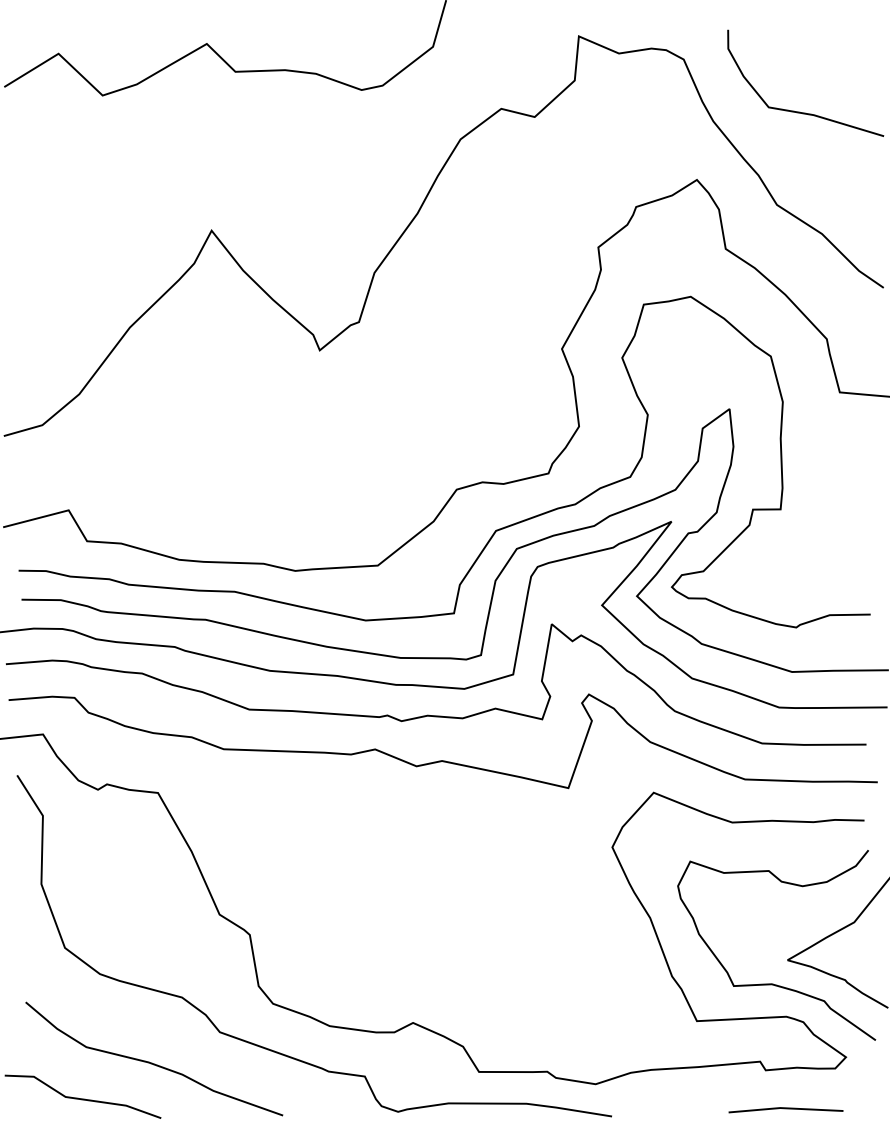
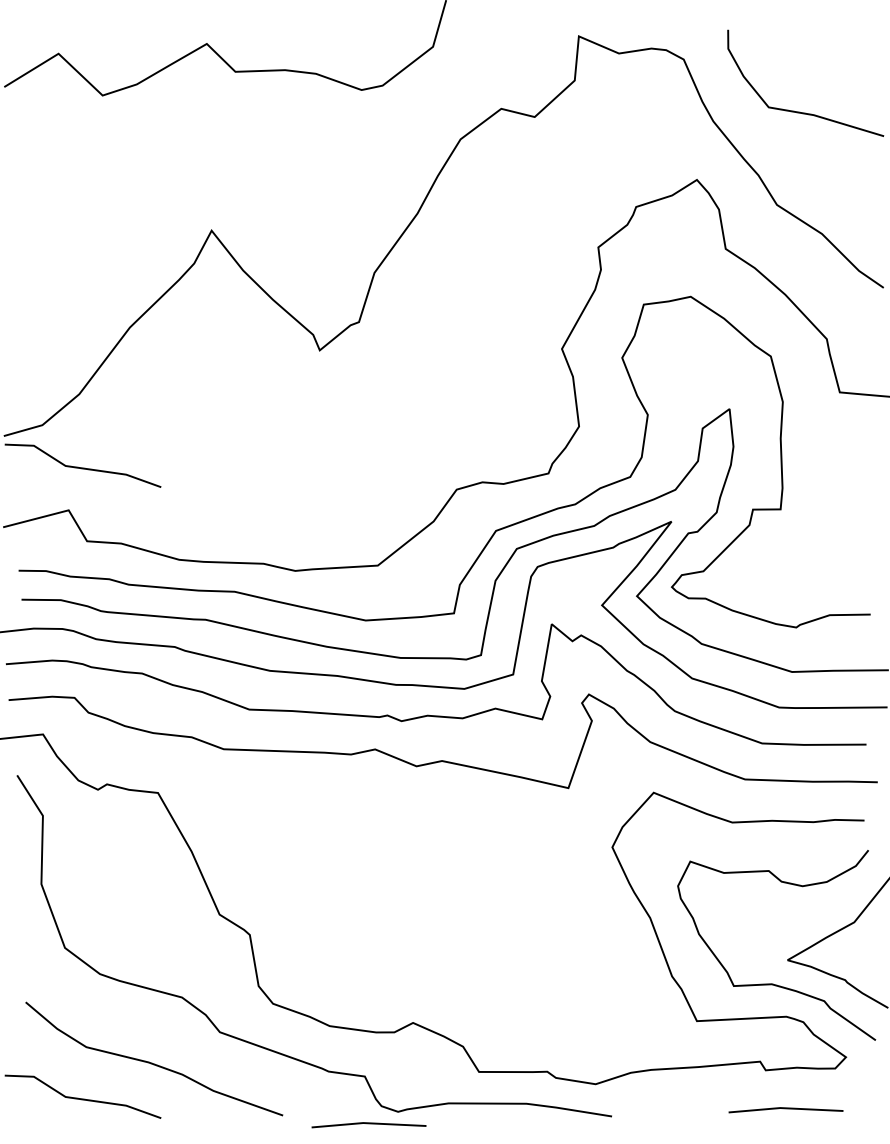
line: none -> present (82, 467)
line: none -> present (368, 1124)
